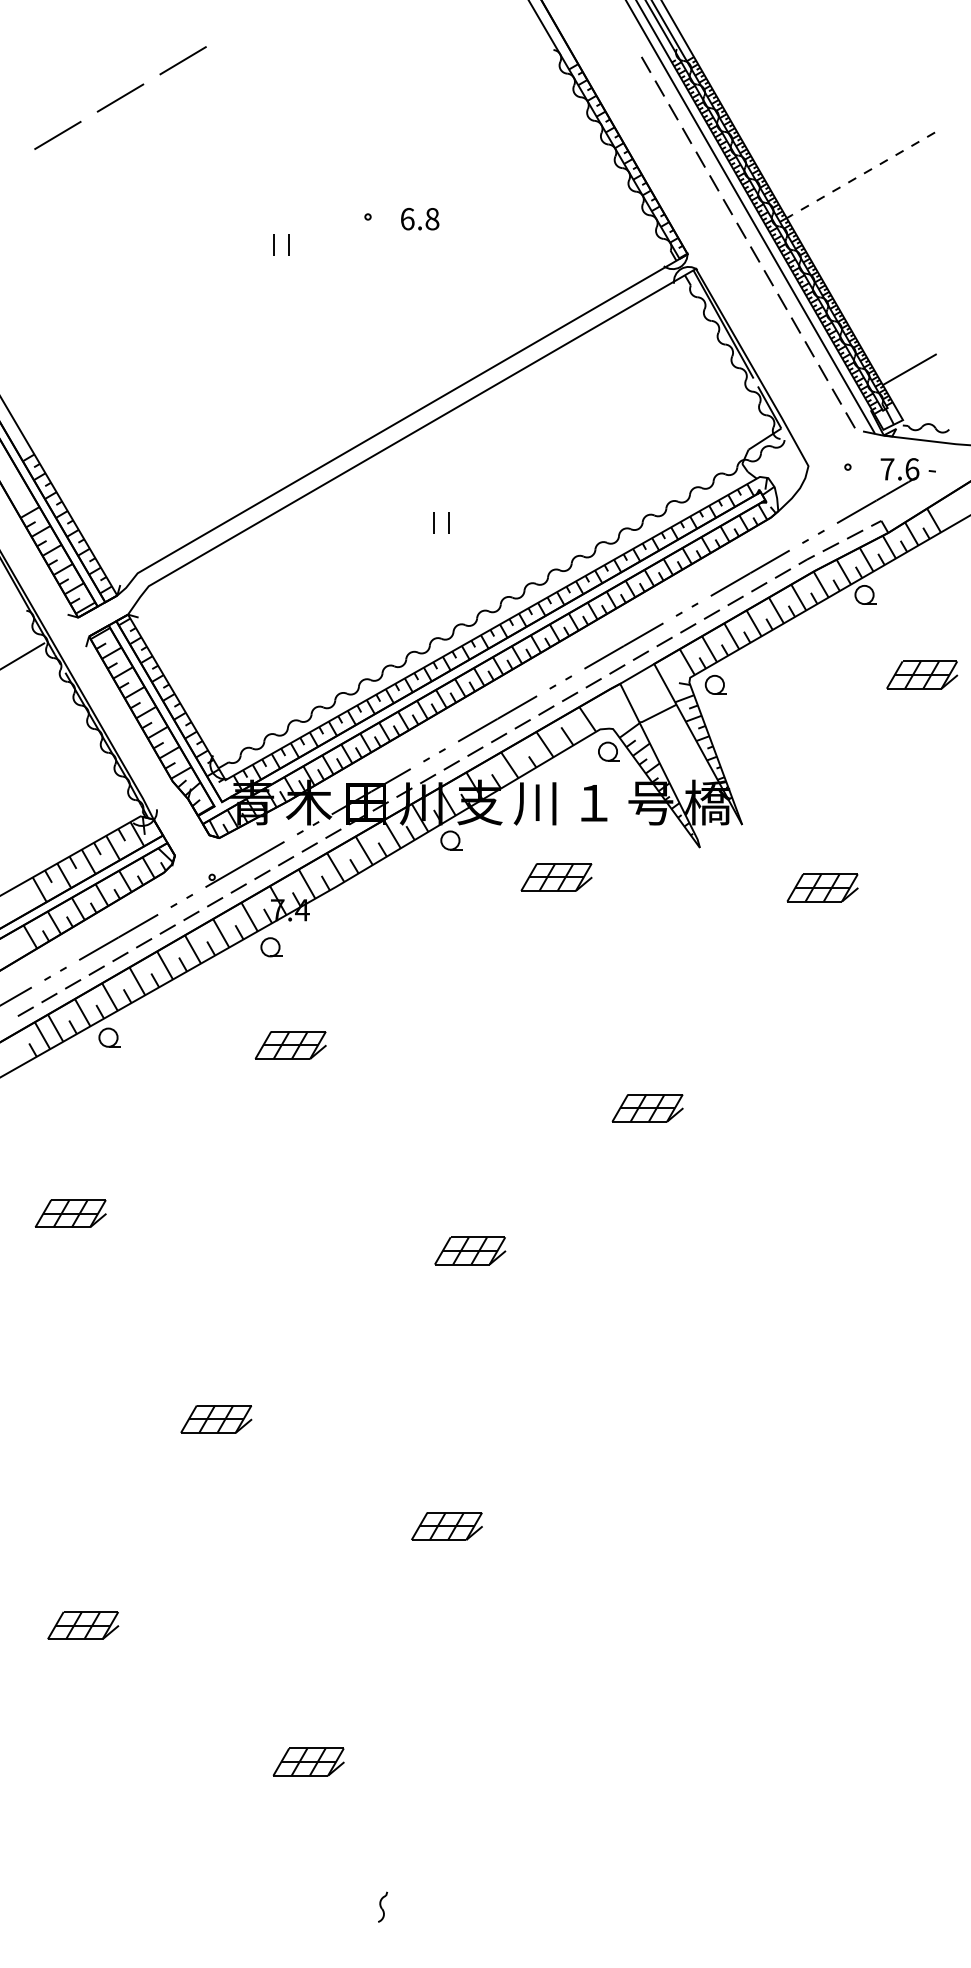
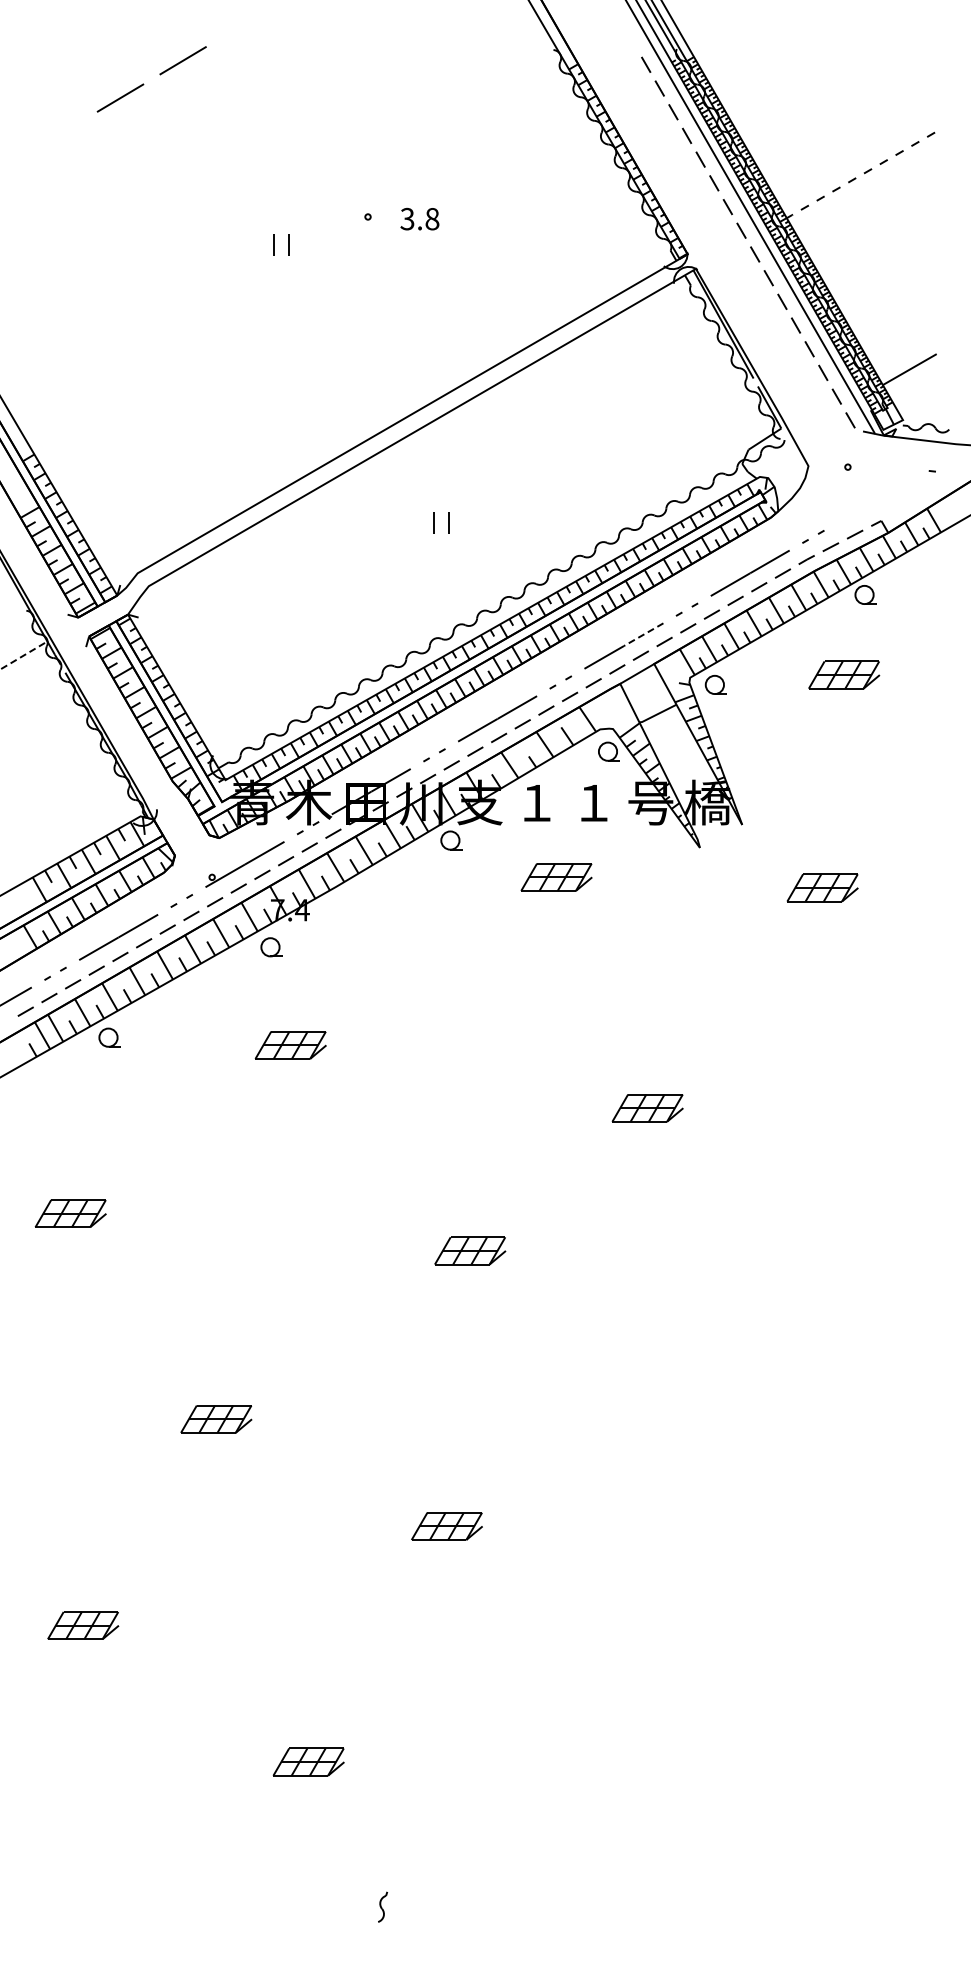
line: present -> none (57, 134)
text: 6.8 -> 3.8 (407, 218)
part: present -> none (881, 496)
line: solid -> dashed (643, 634)
line: solid -> dashed (22, 656)
part position: (922, 674) -> (844, 674) (844, 674)
text: 川 -> １ (534, 803)
